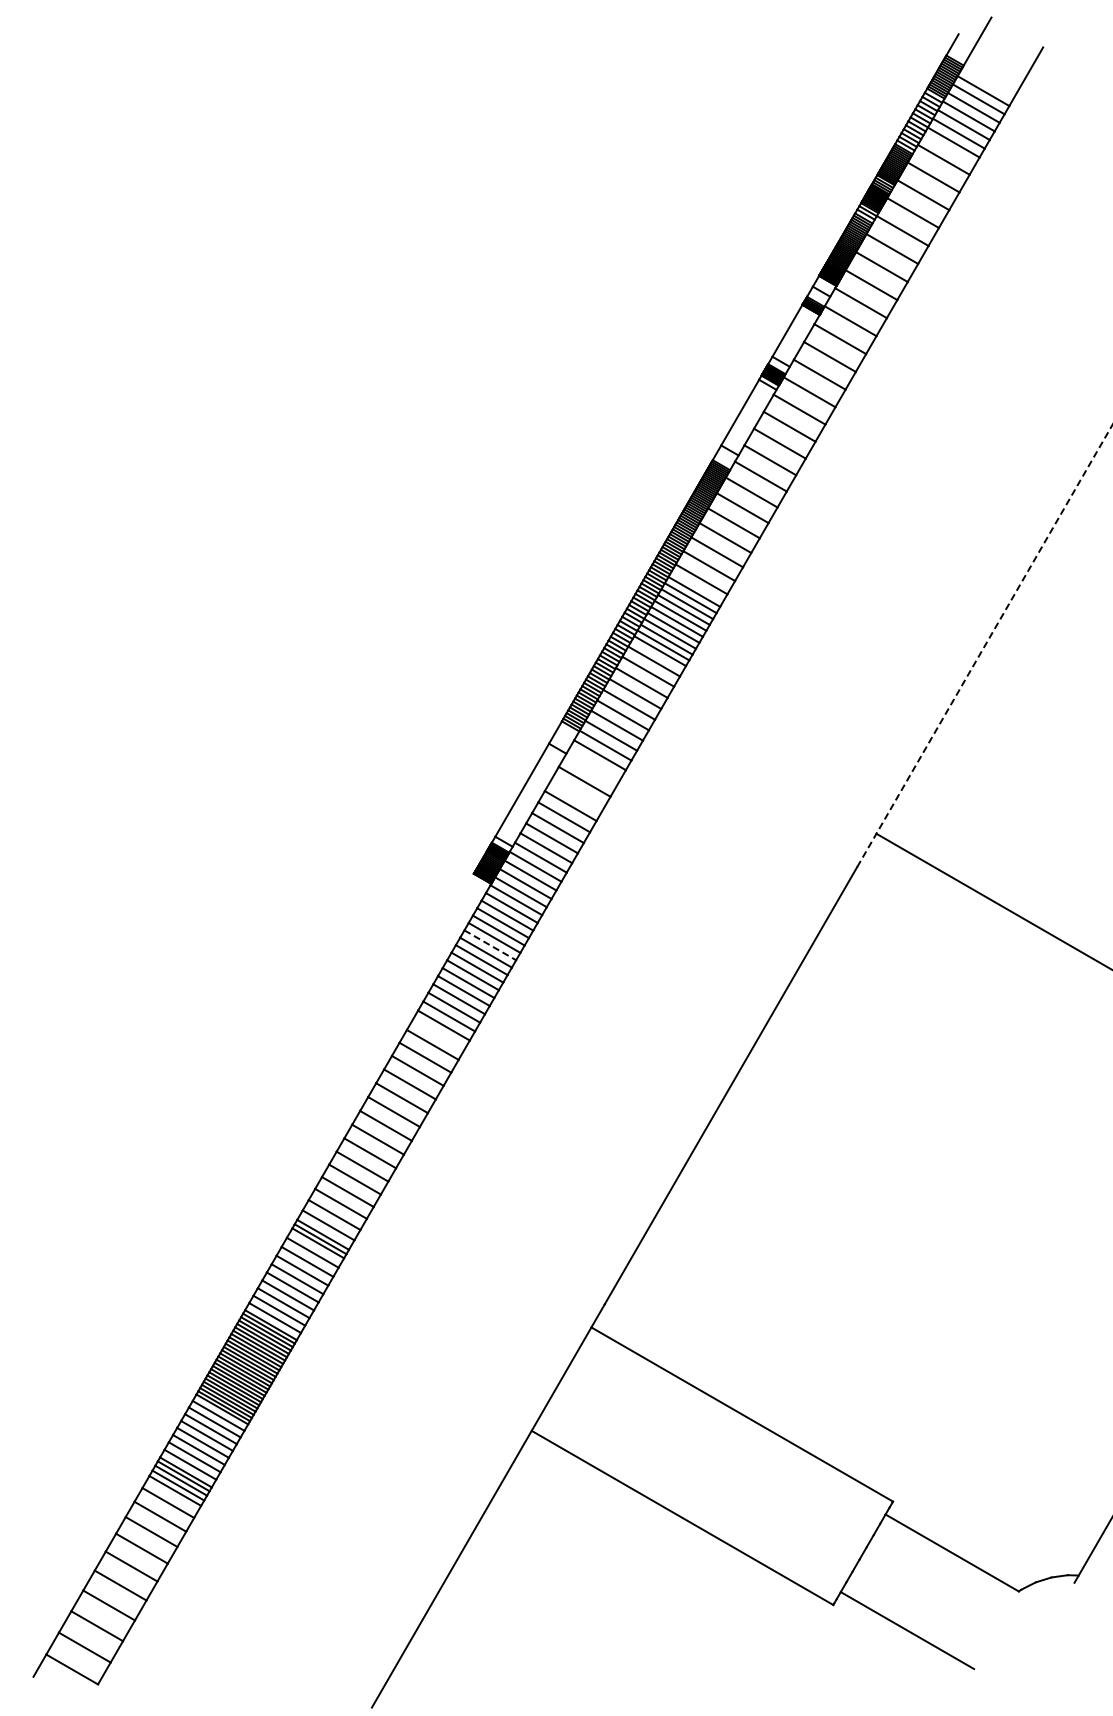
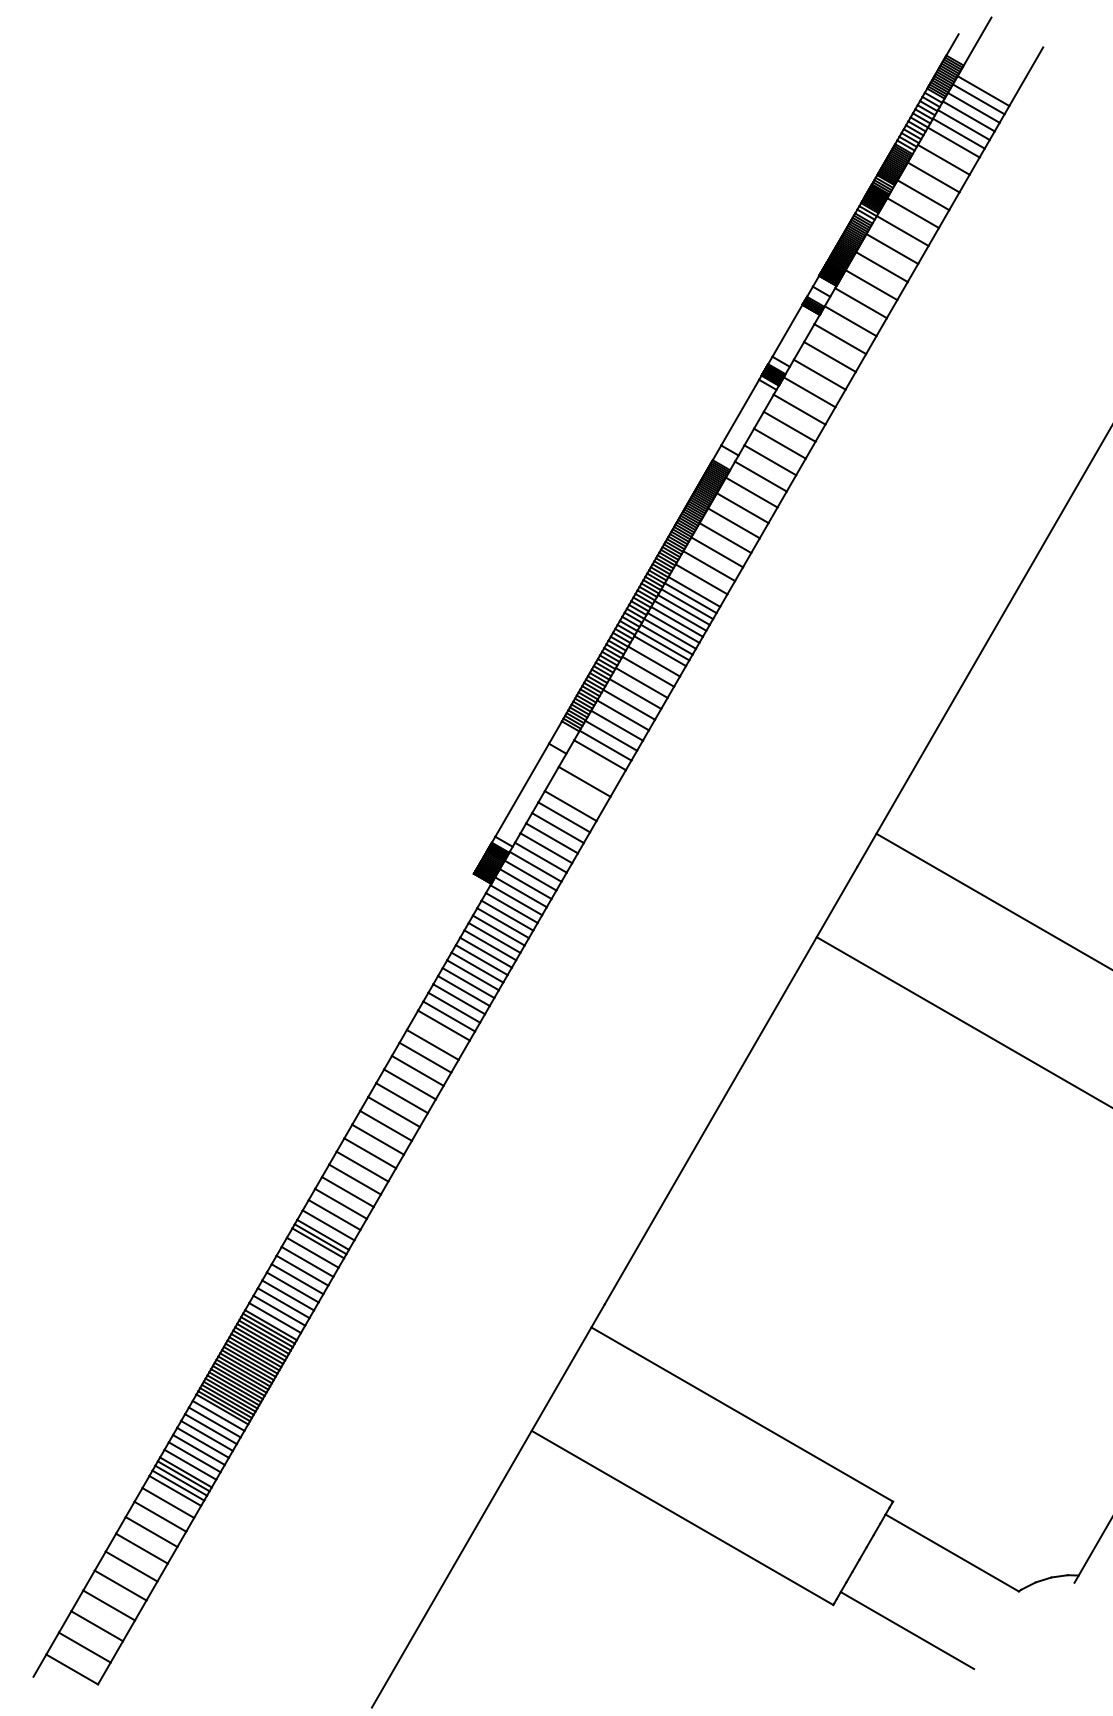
line: dashed -> solid (985, 645)
line: dashed -> solid (490, 945)
line: none -> present (962, 1021)
